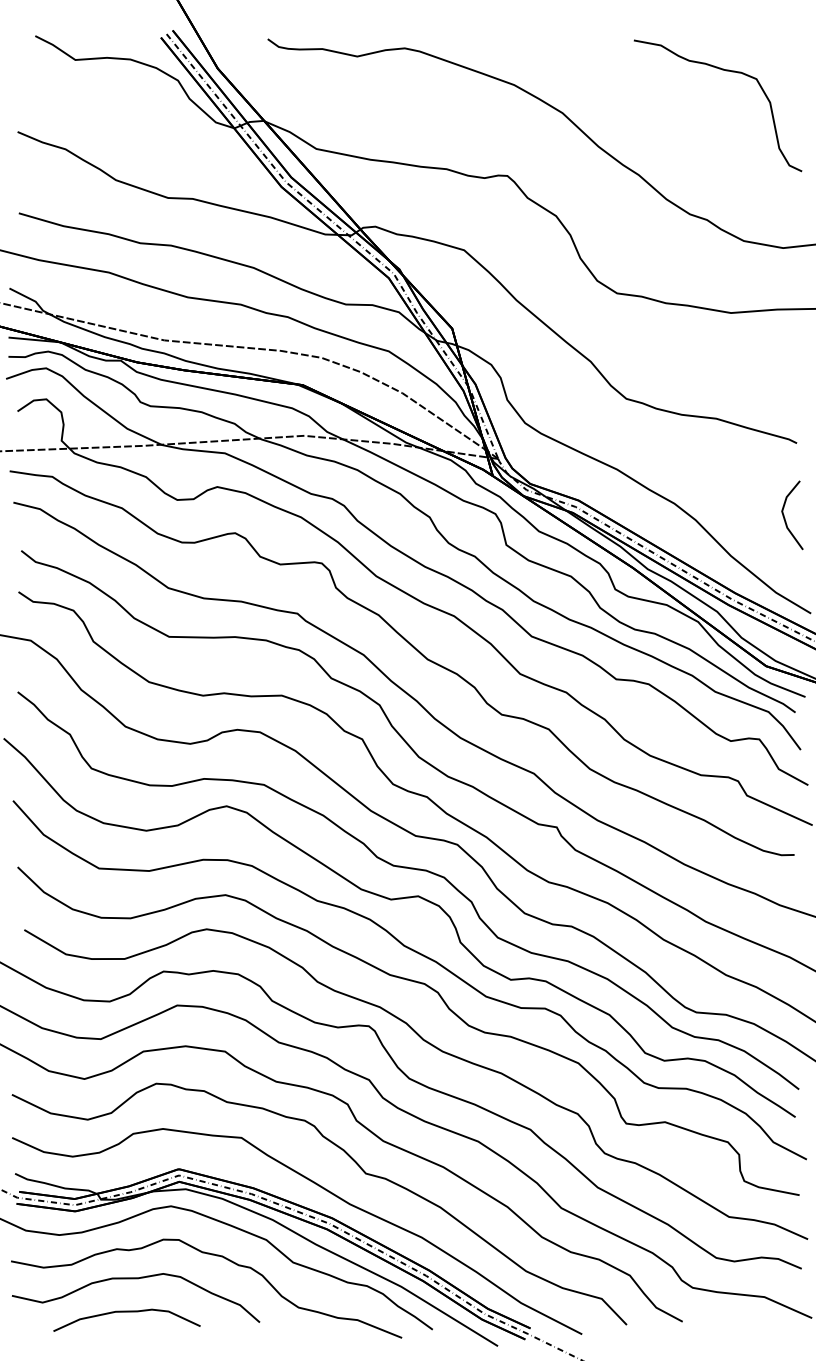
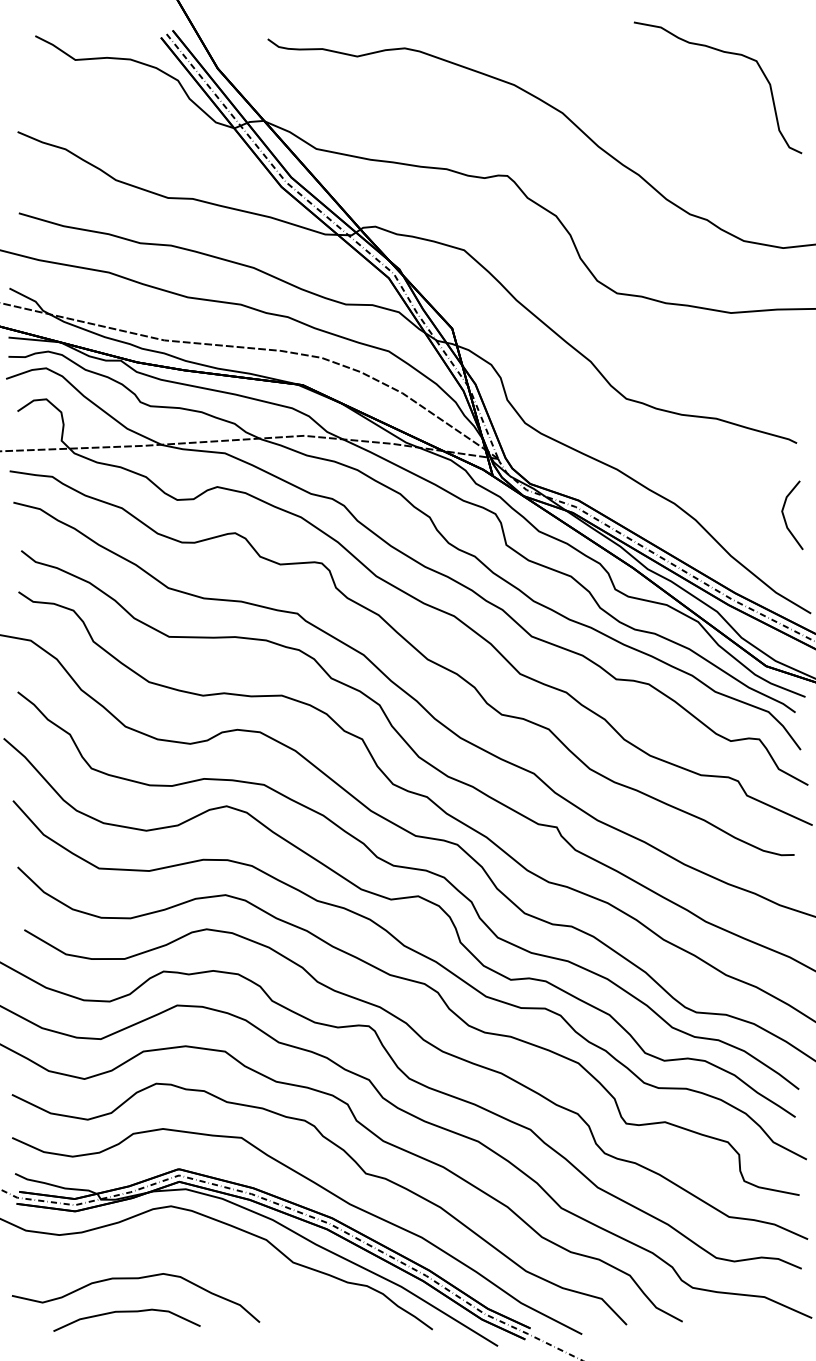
curve position: (726, 71) -> (726, 53) (726, 53)
curve: present -> none (211, 1255)
